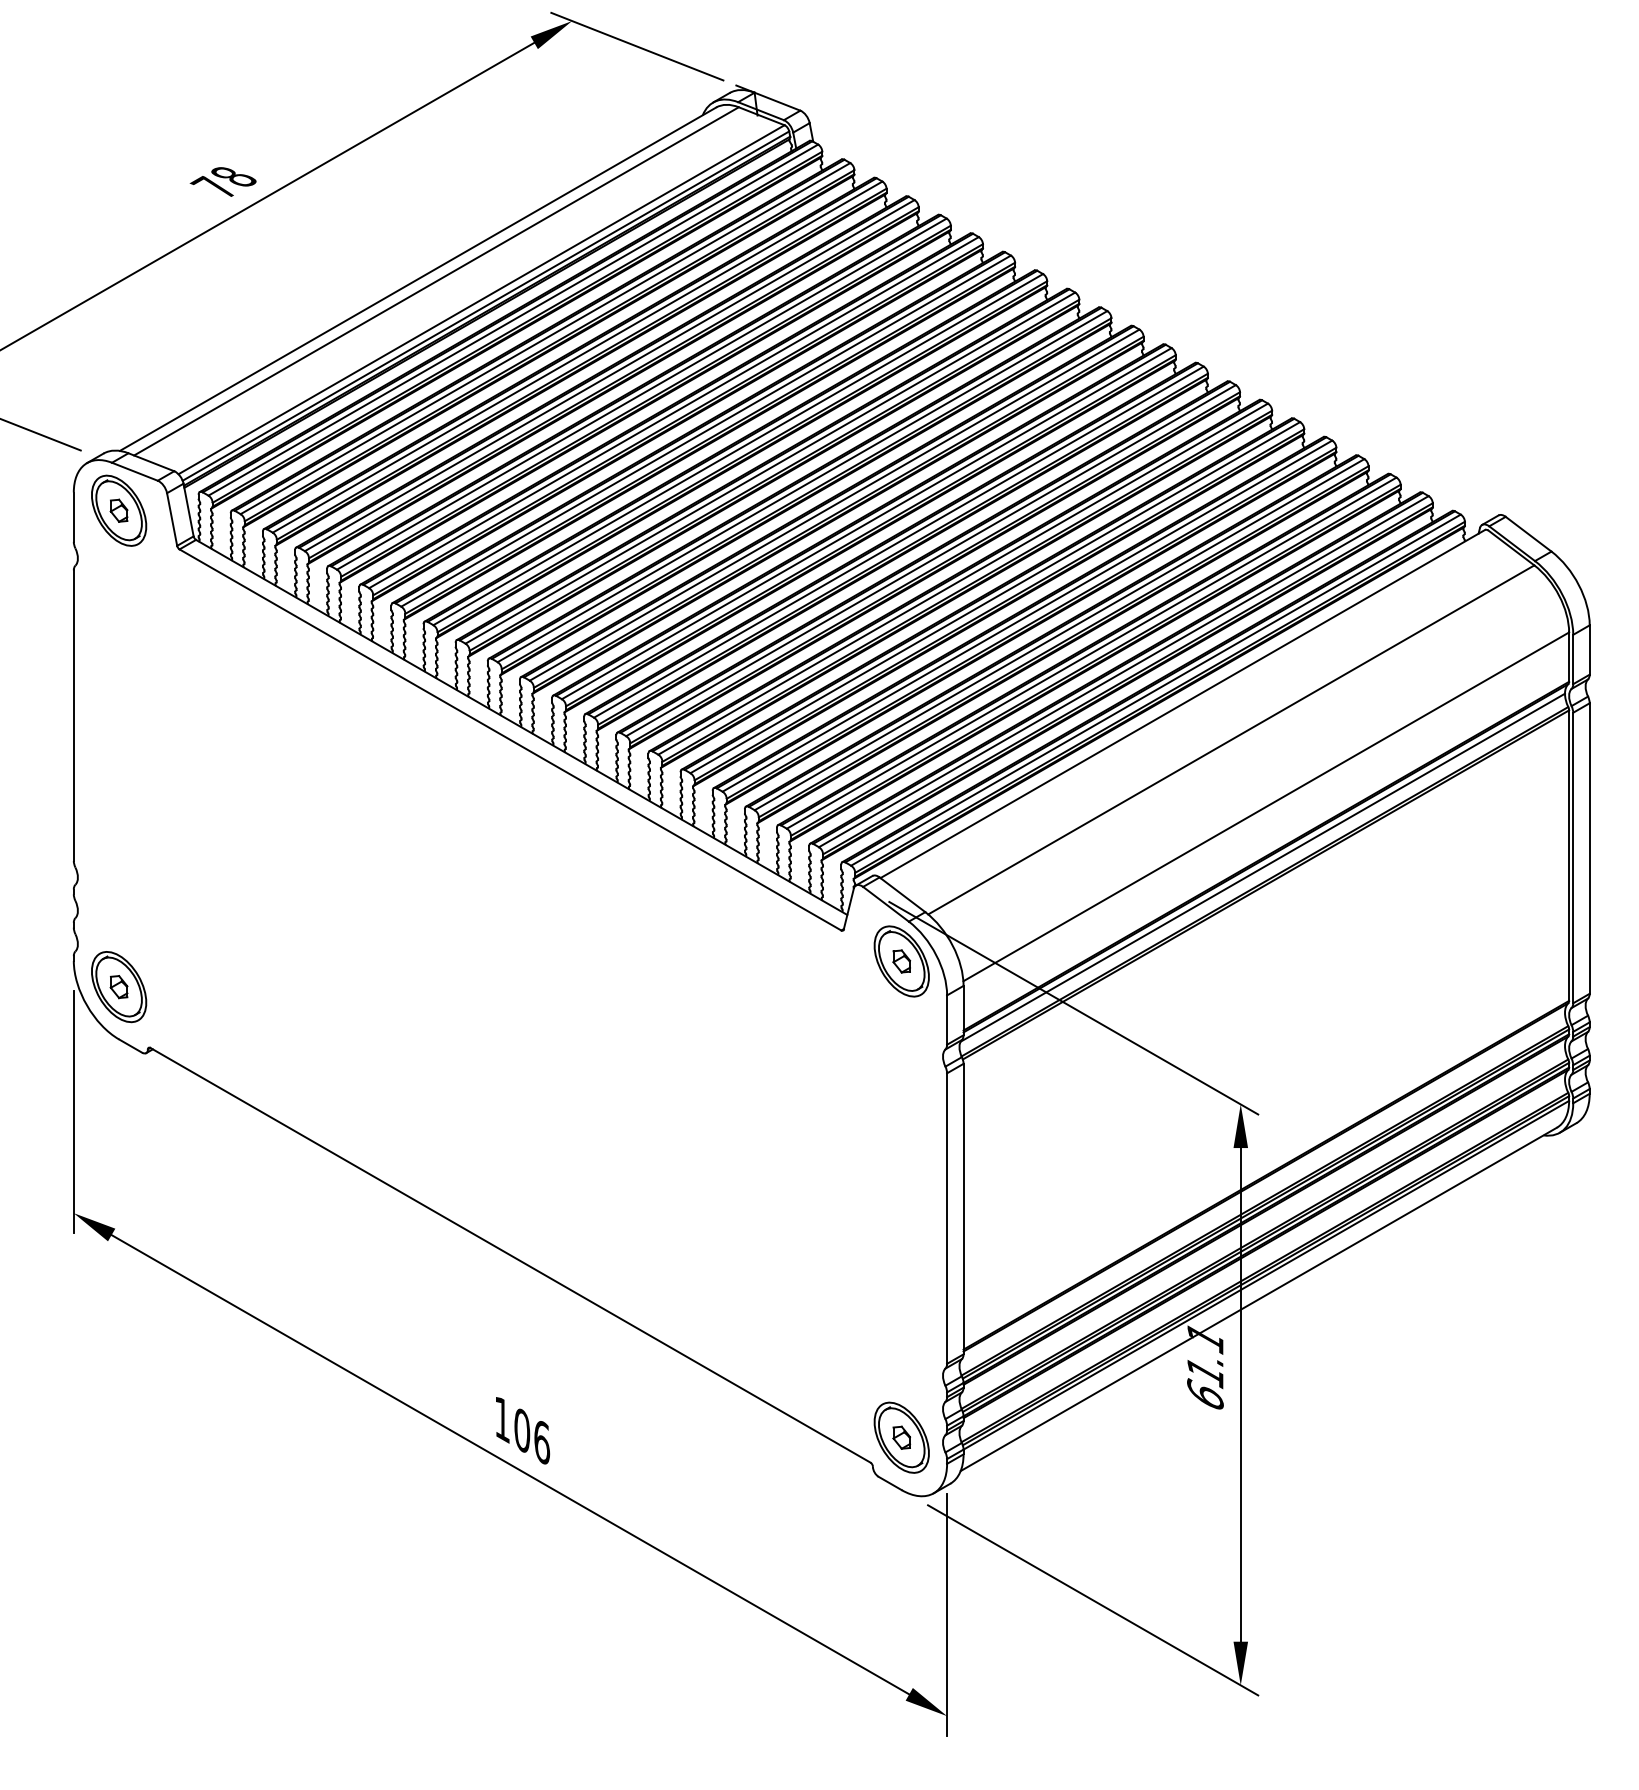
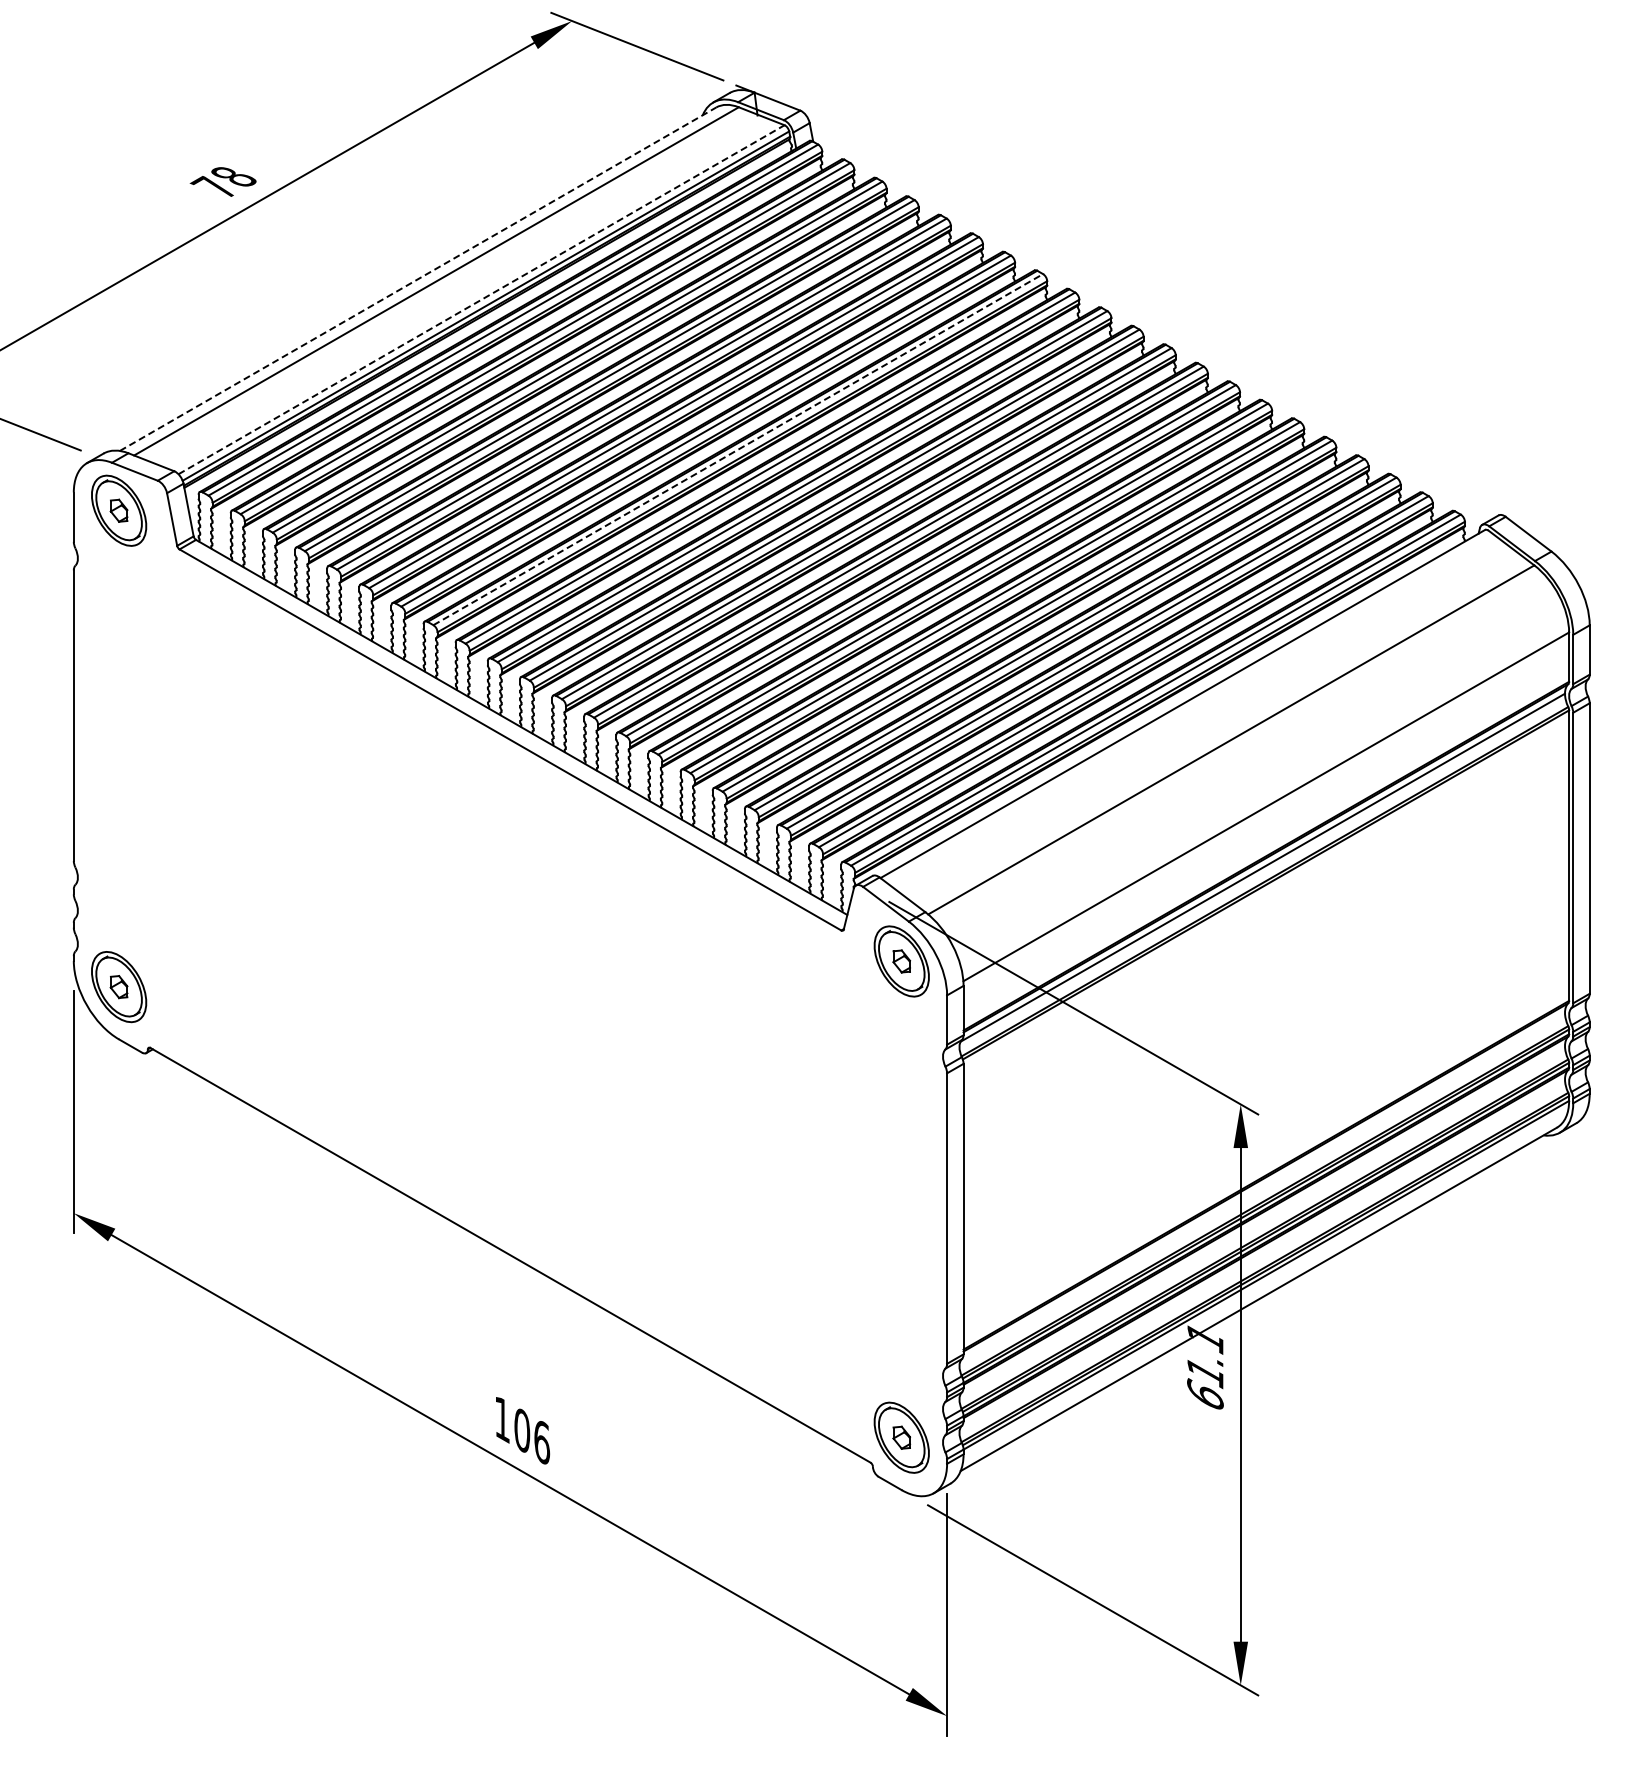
line: solid -> dashed (418, 278)
line: solid -> dashed (481, 299)
line: solid -> dashed (738, 449)
